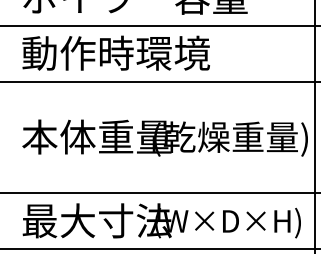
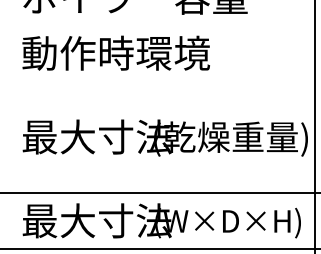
line: present -> none (159, 25)
line: present -> none (159, 81)
text: 本体重量 -> 最大寸法 (96, 136)
